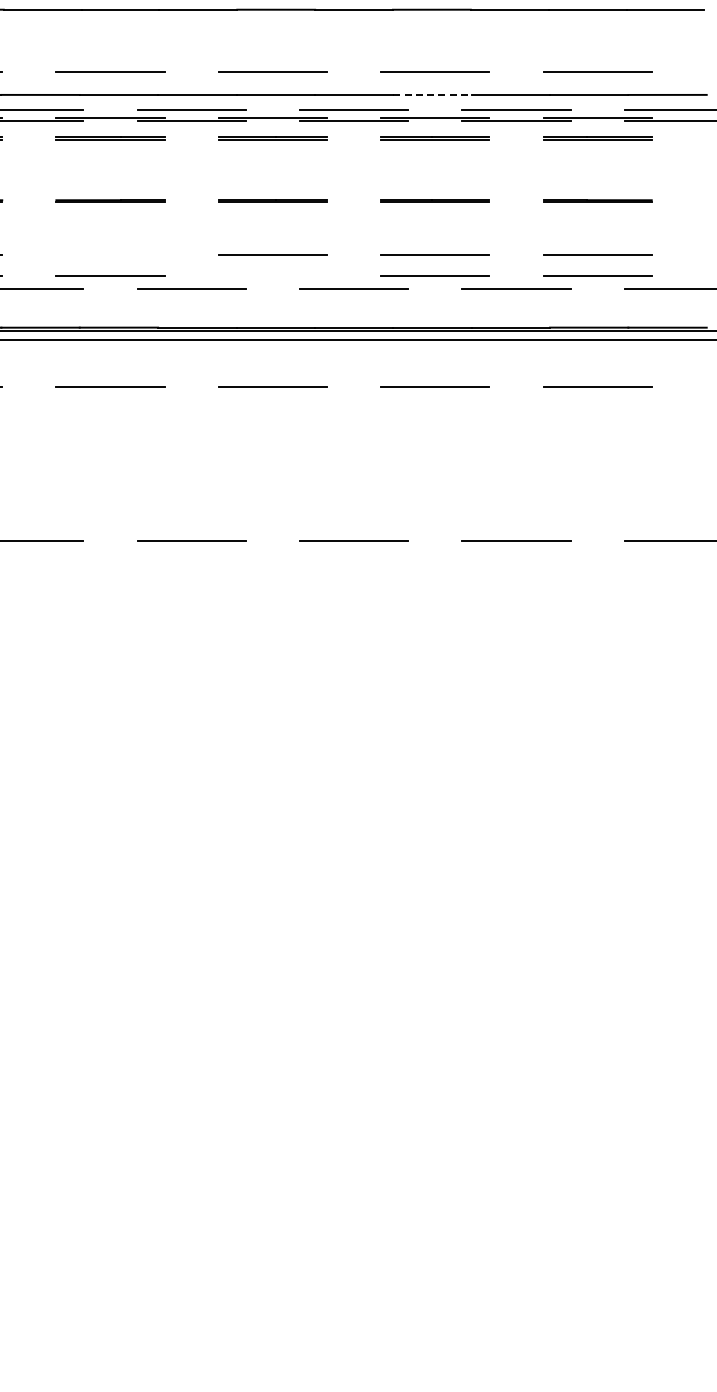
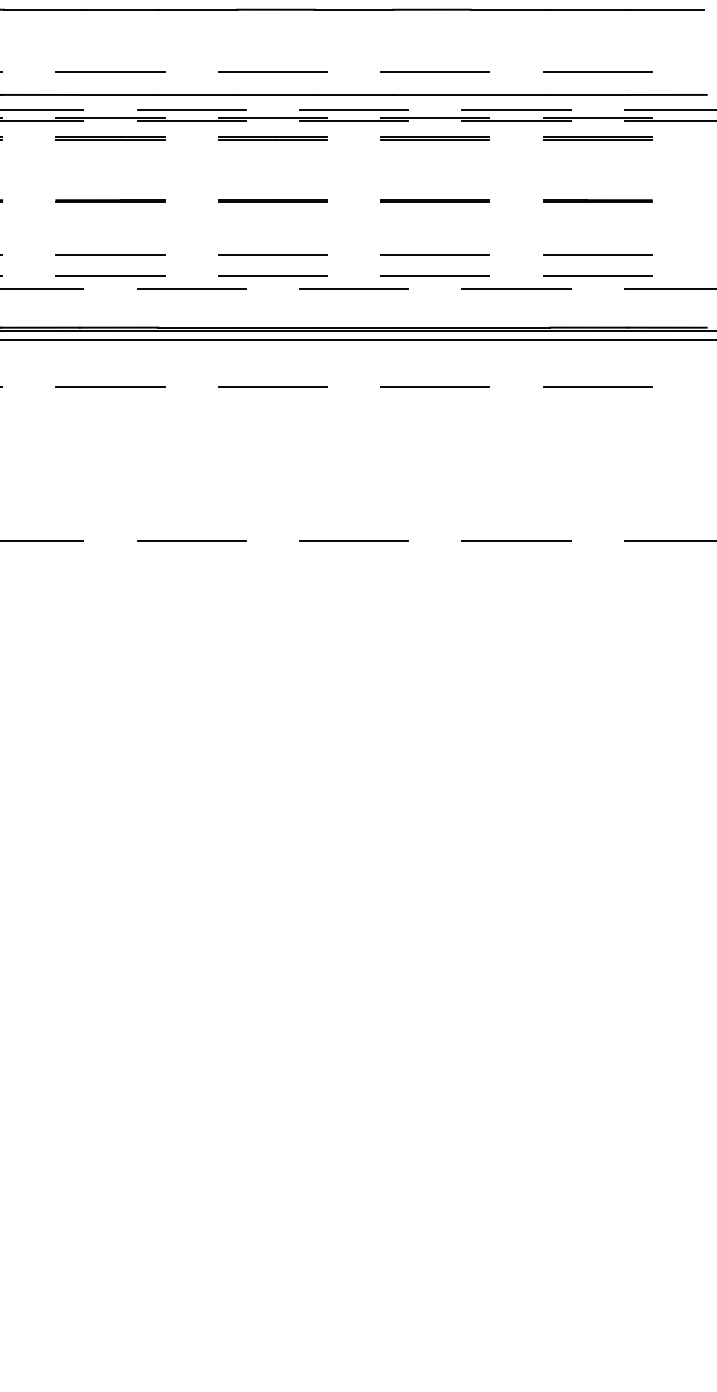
line: dashed -> solid (432, 94)
line: none -> present (110, 255)
line: none -> present (272, 276)
